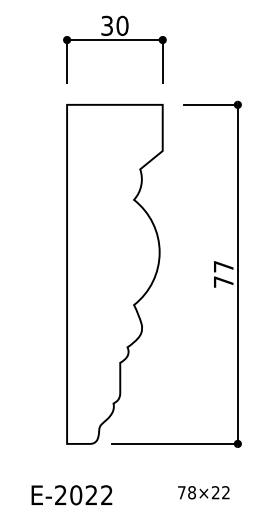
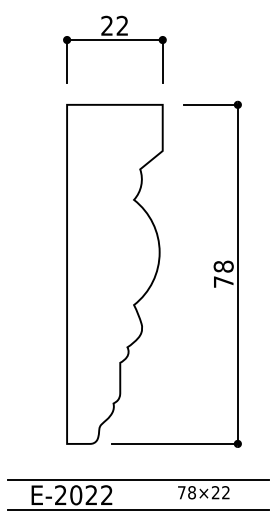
text: 30 -> 22 (114, 25)
text: 77 -> 78 (223, 266)
line: none -> present (138, 479)
line: none -> present (138, 510)
